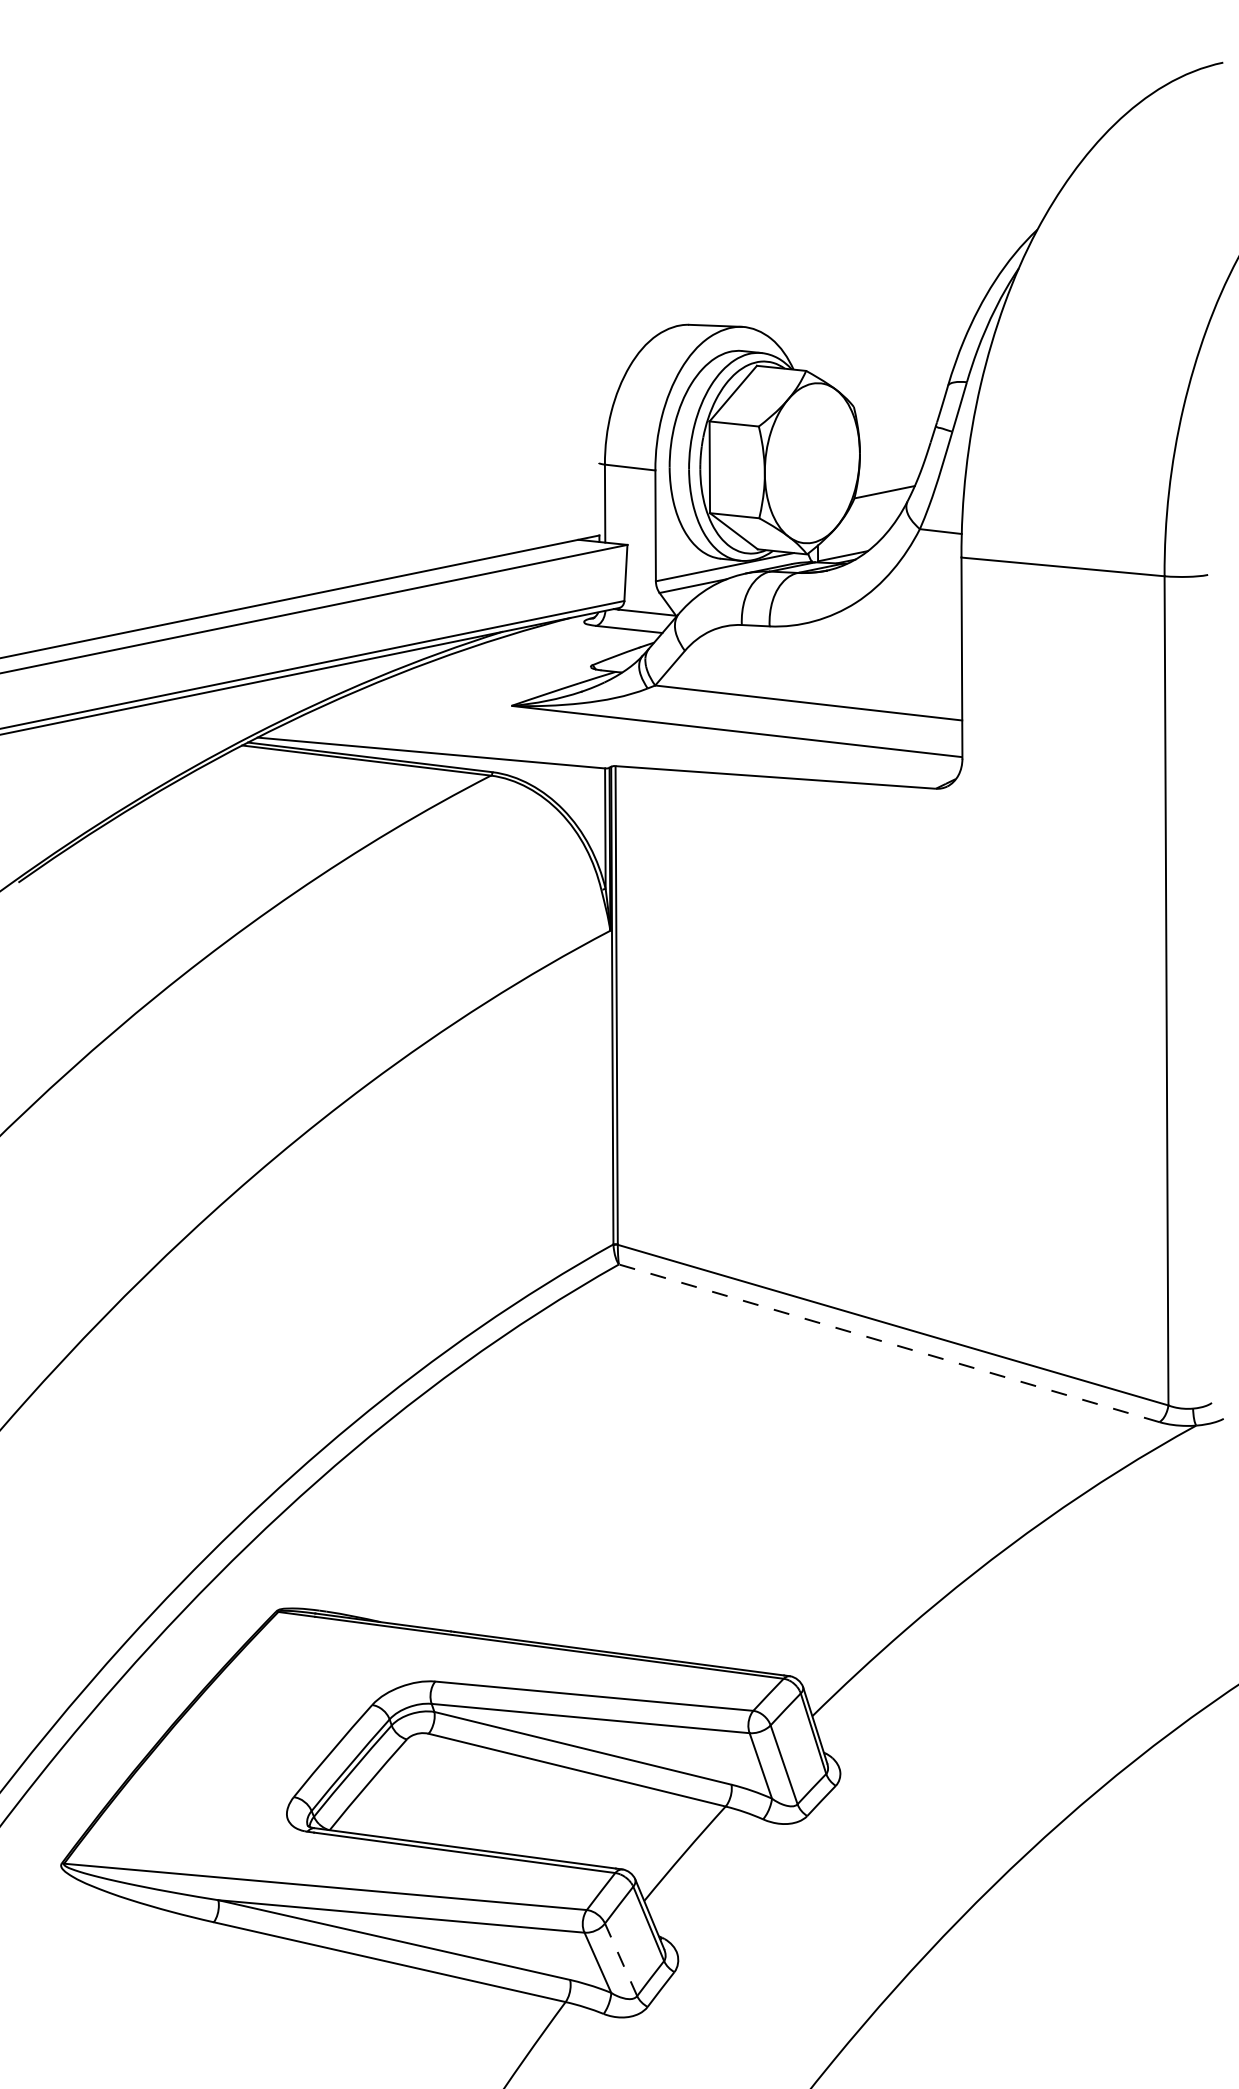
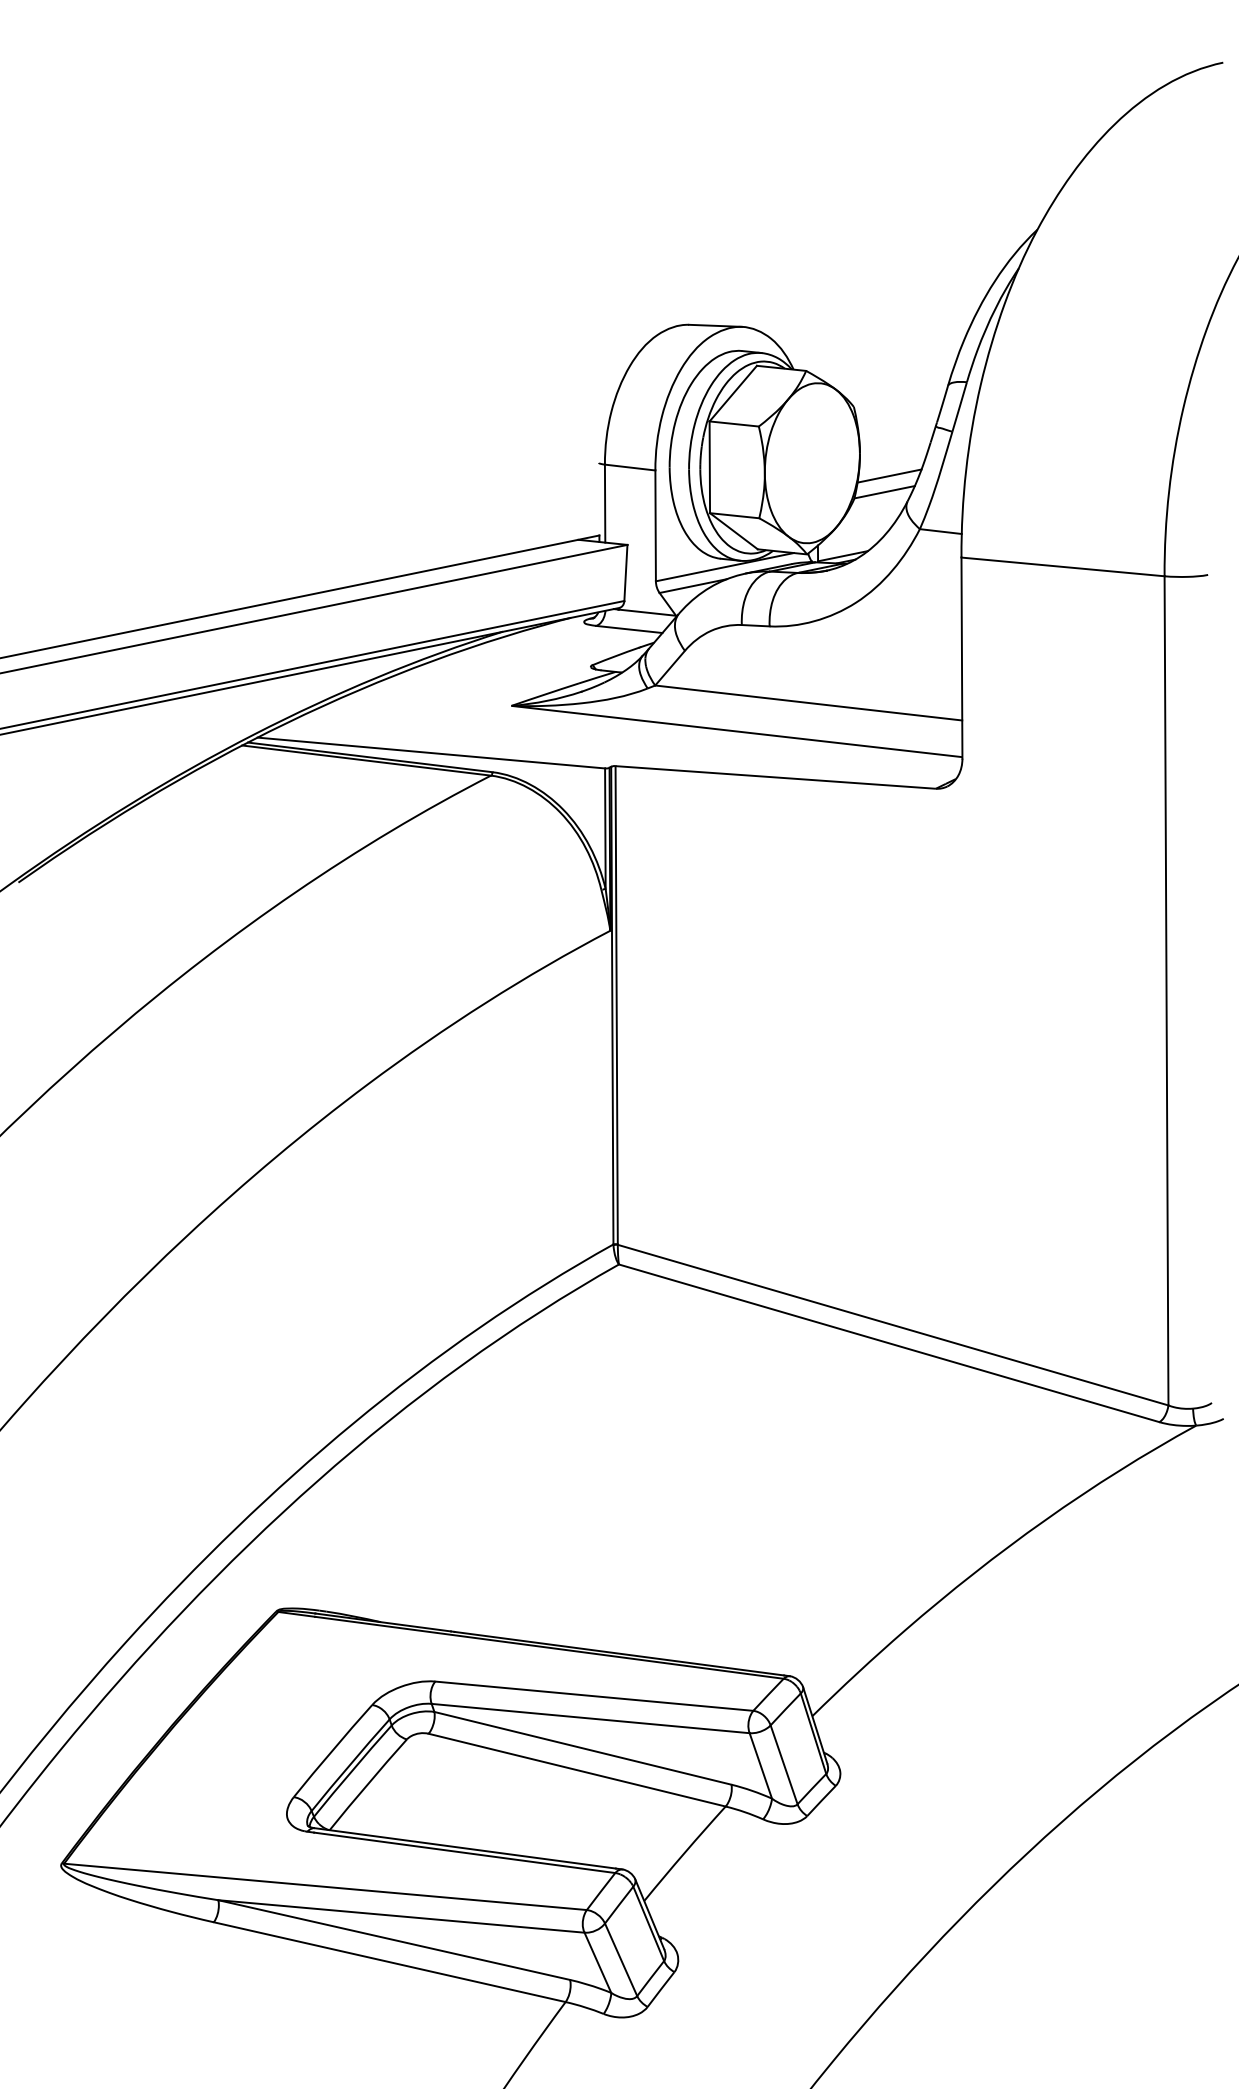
line: none -> present (889, 475)
line: dashed -> solid (888, 1343)
line: dashed -> solid (621, 1959)
